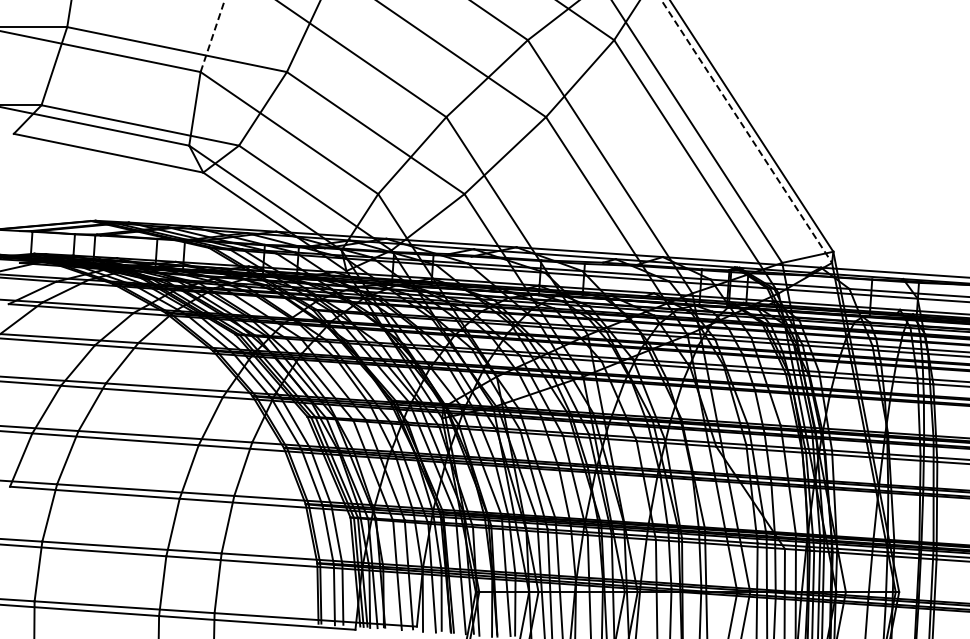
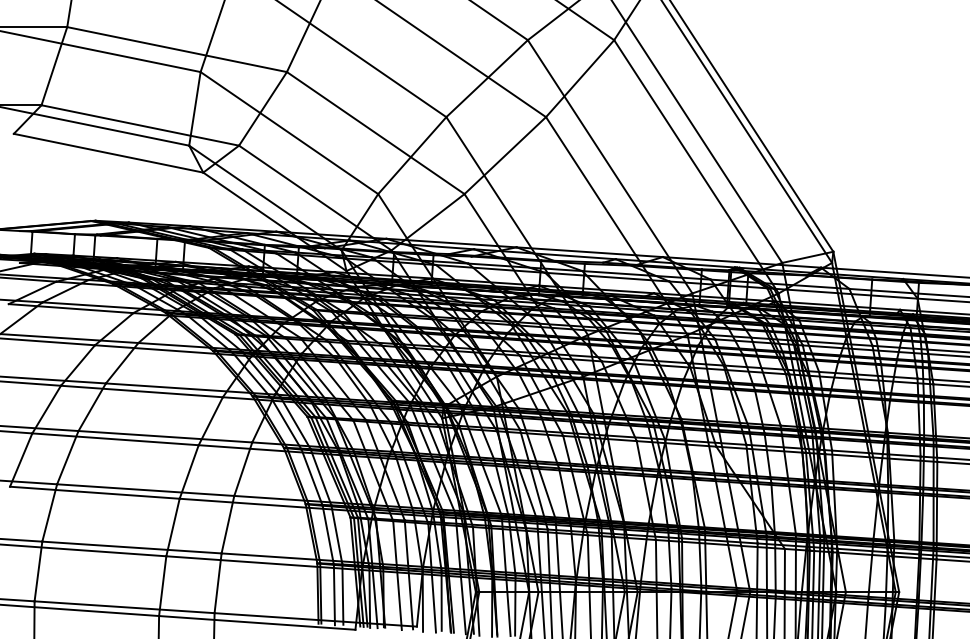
line: dashed -> solid (212, 36)
line: dashed -> solid (747, 132)
